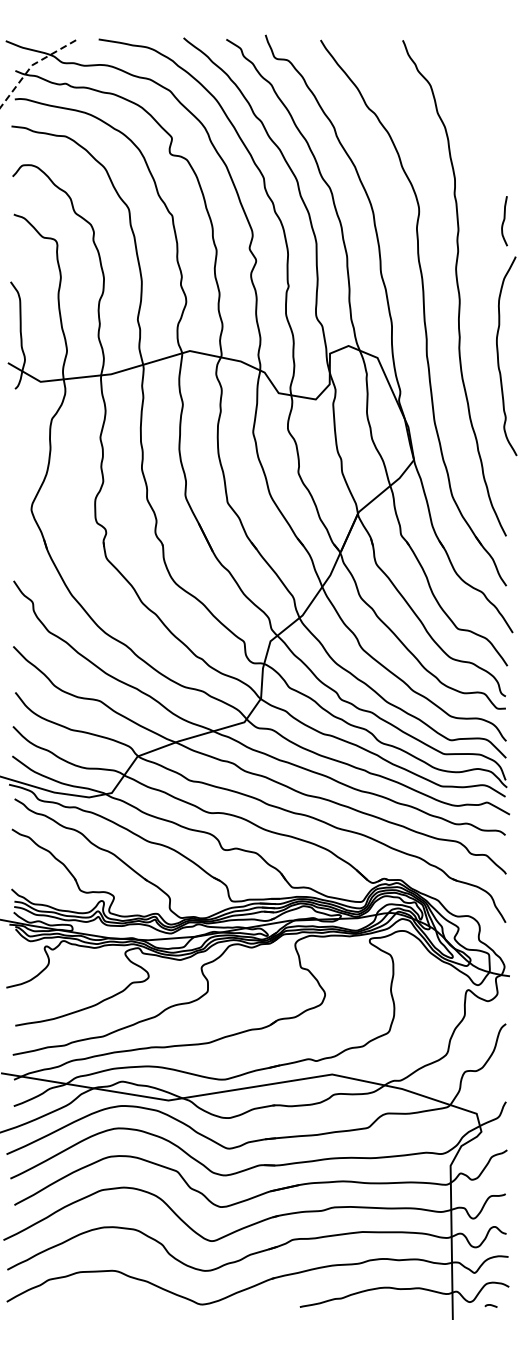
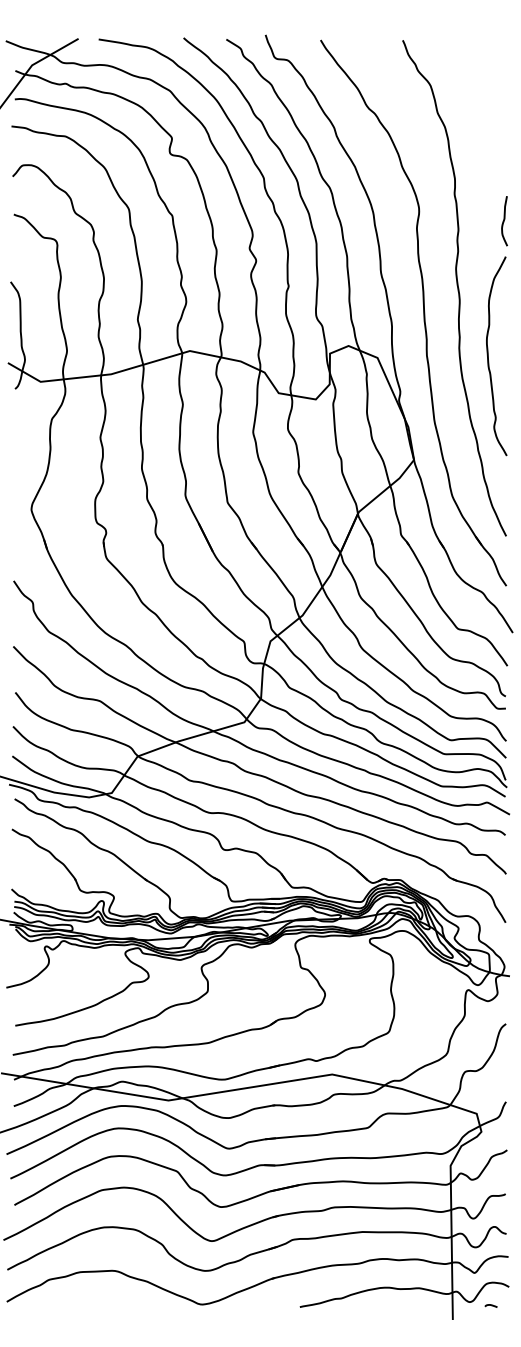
line: dashed -> solid (32, 65)
curve position: (498, 356) -> (488, 356) (488, 356)
